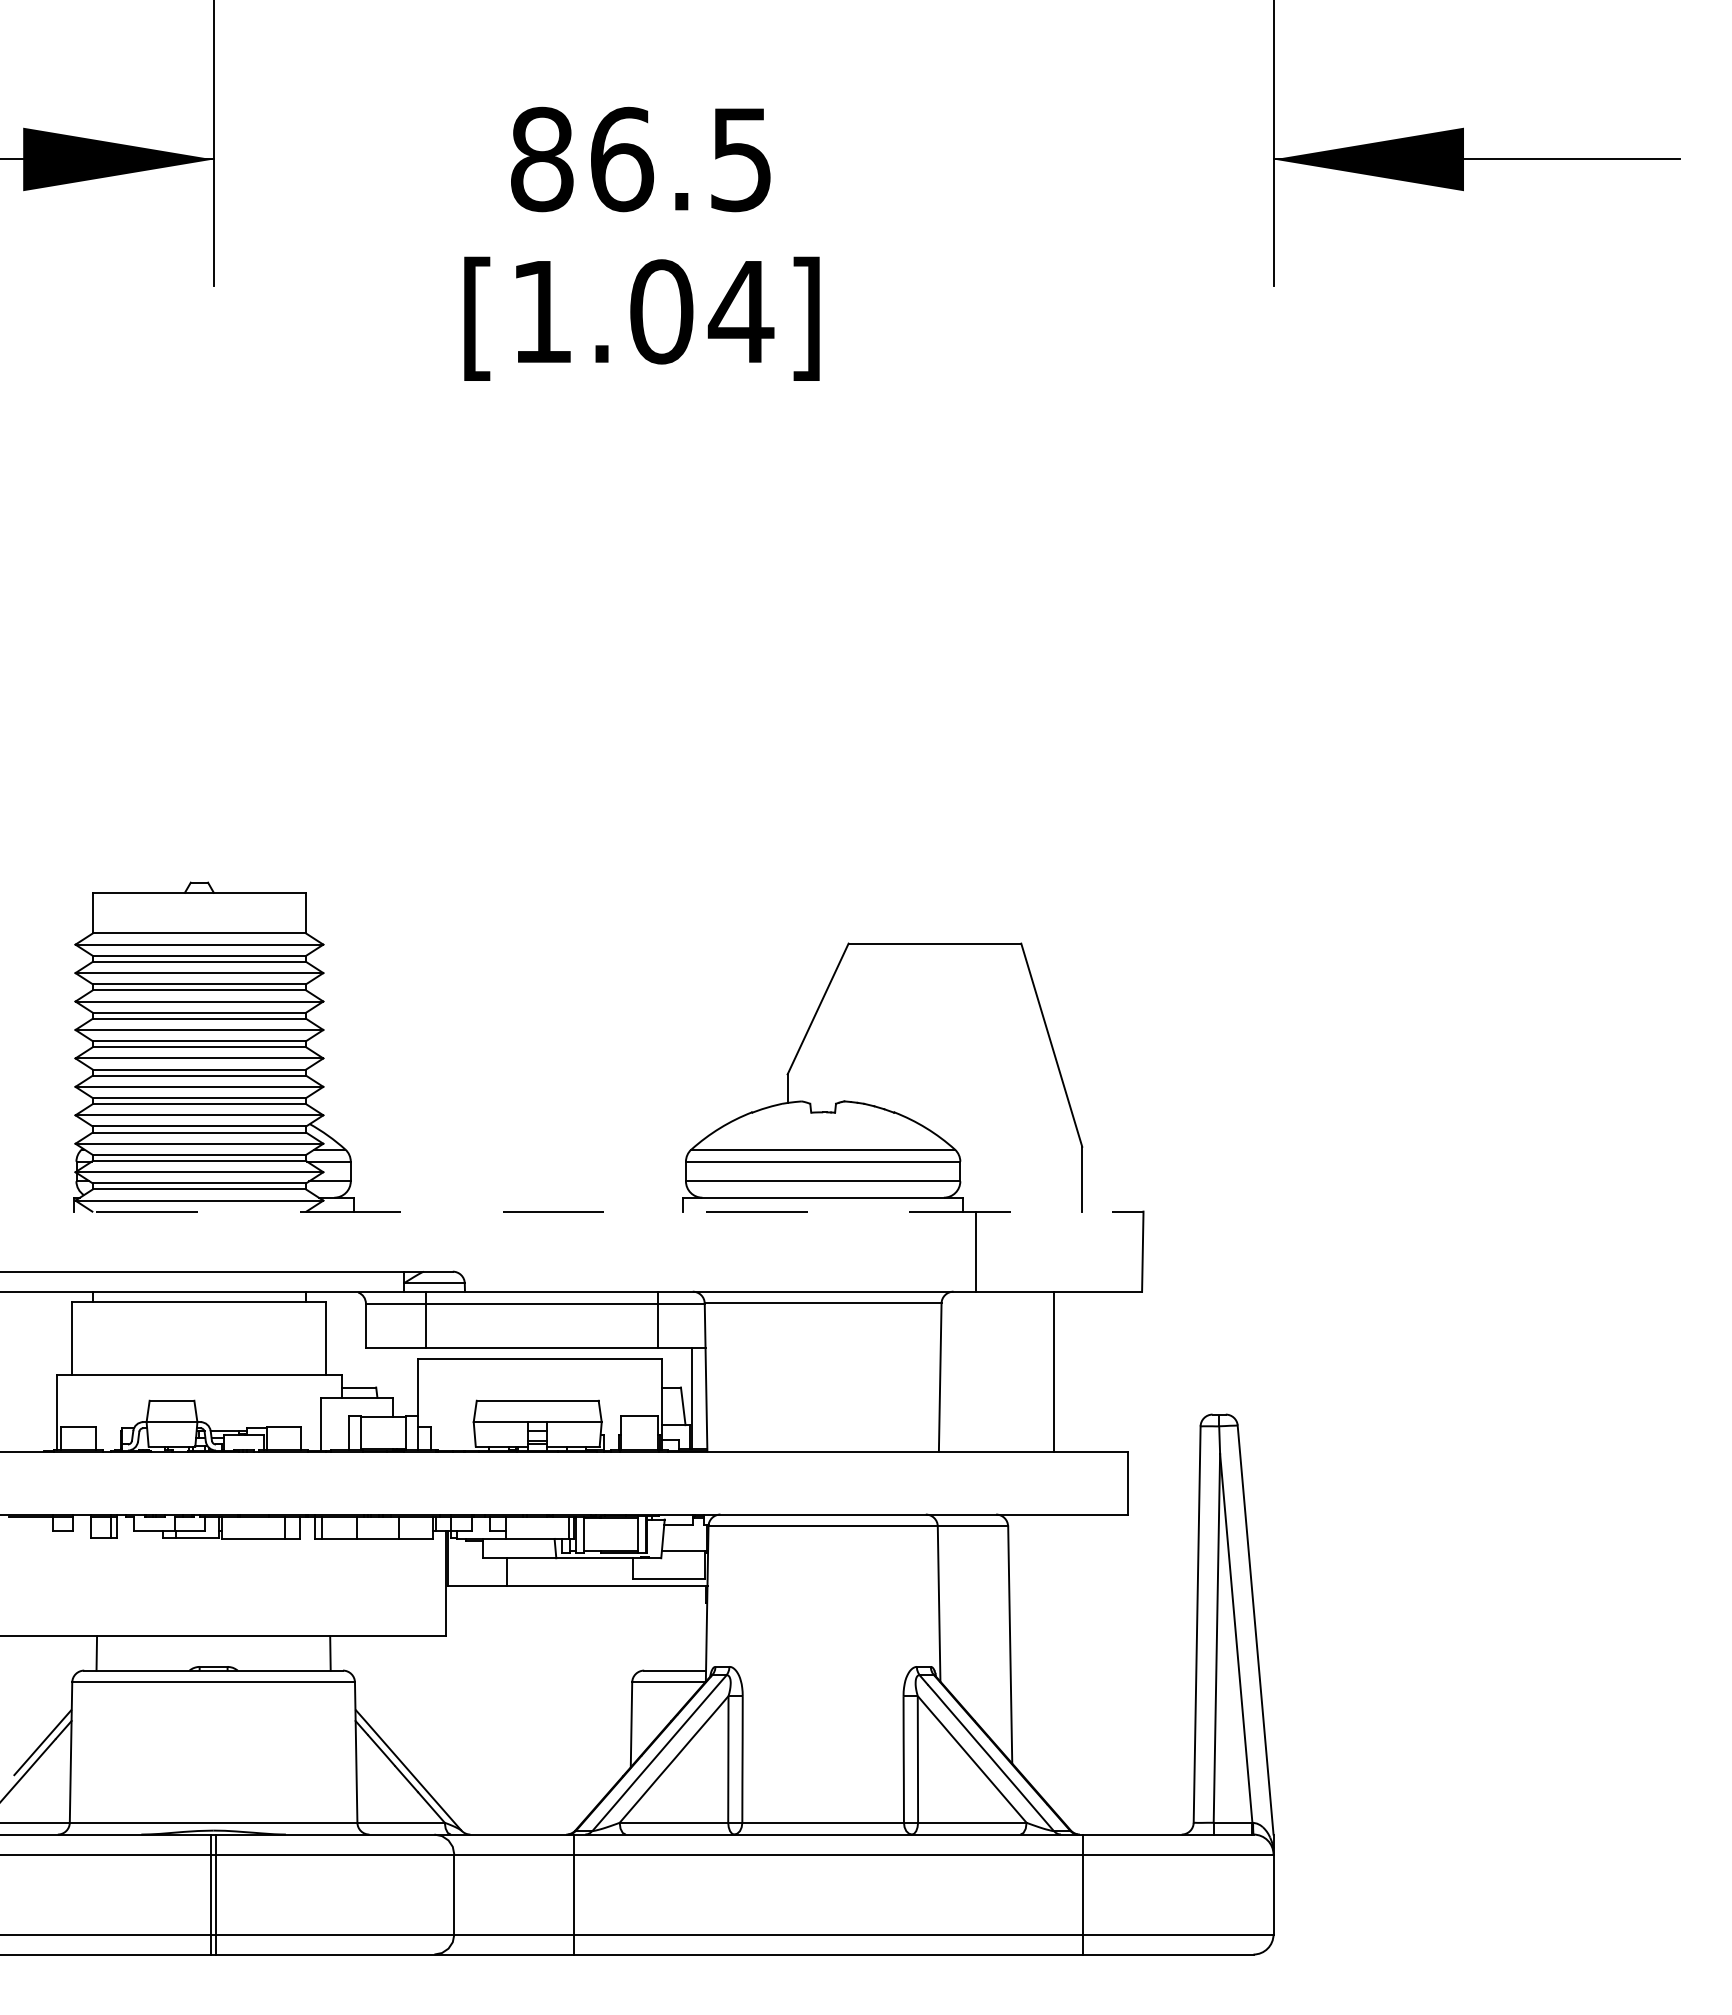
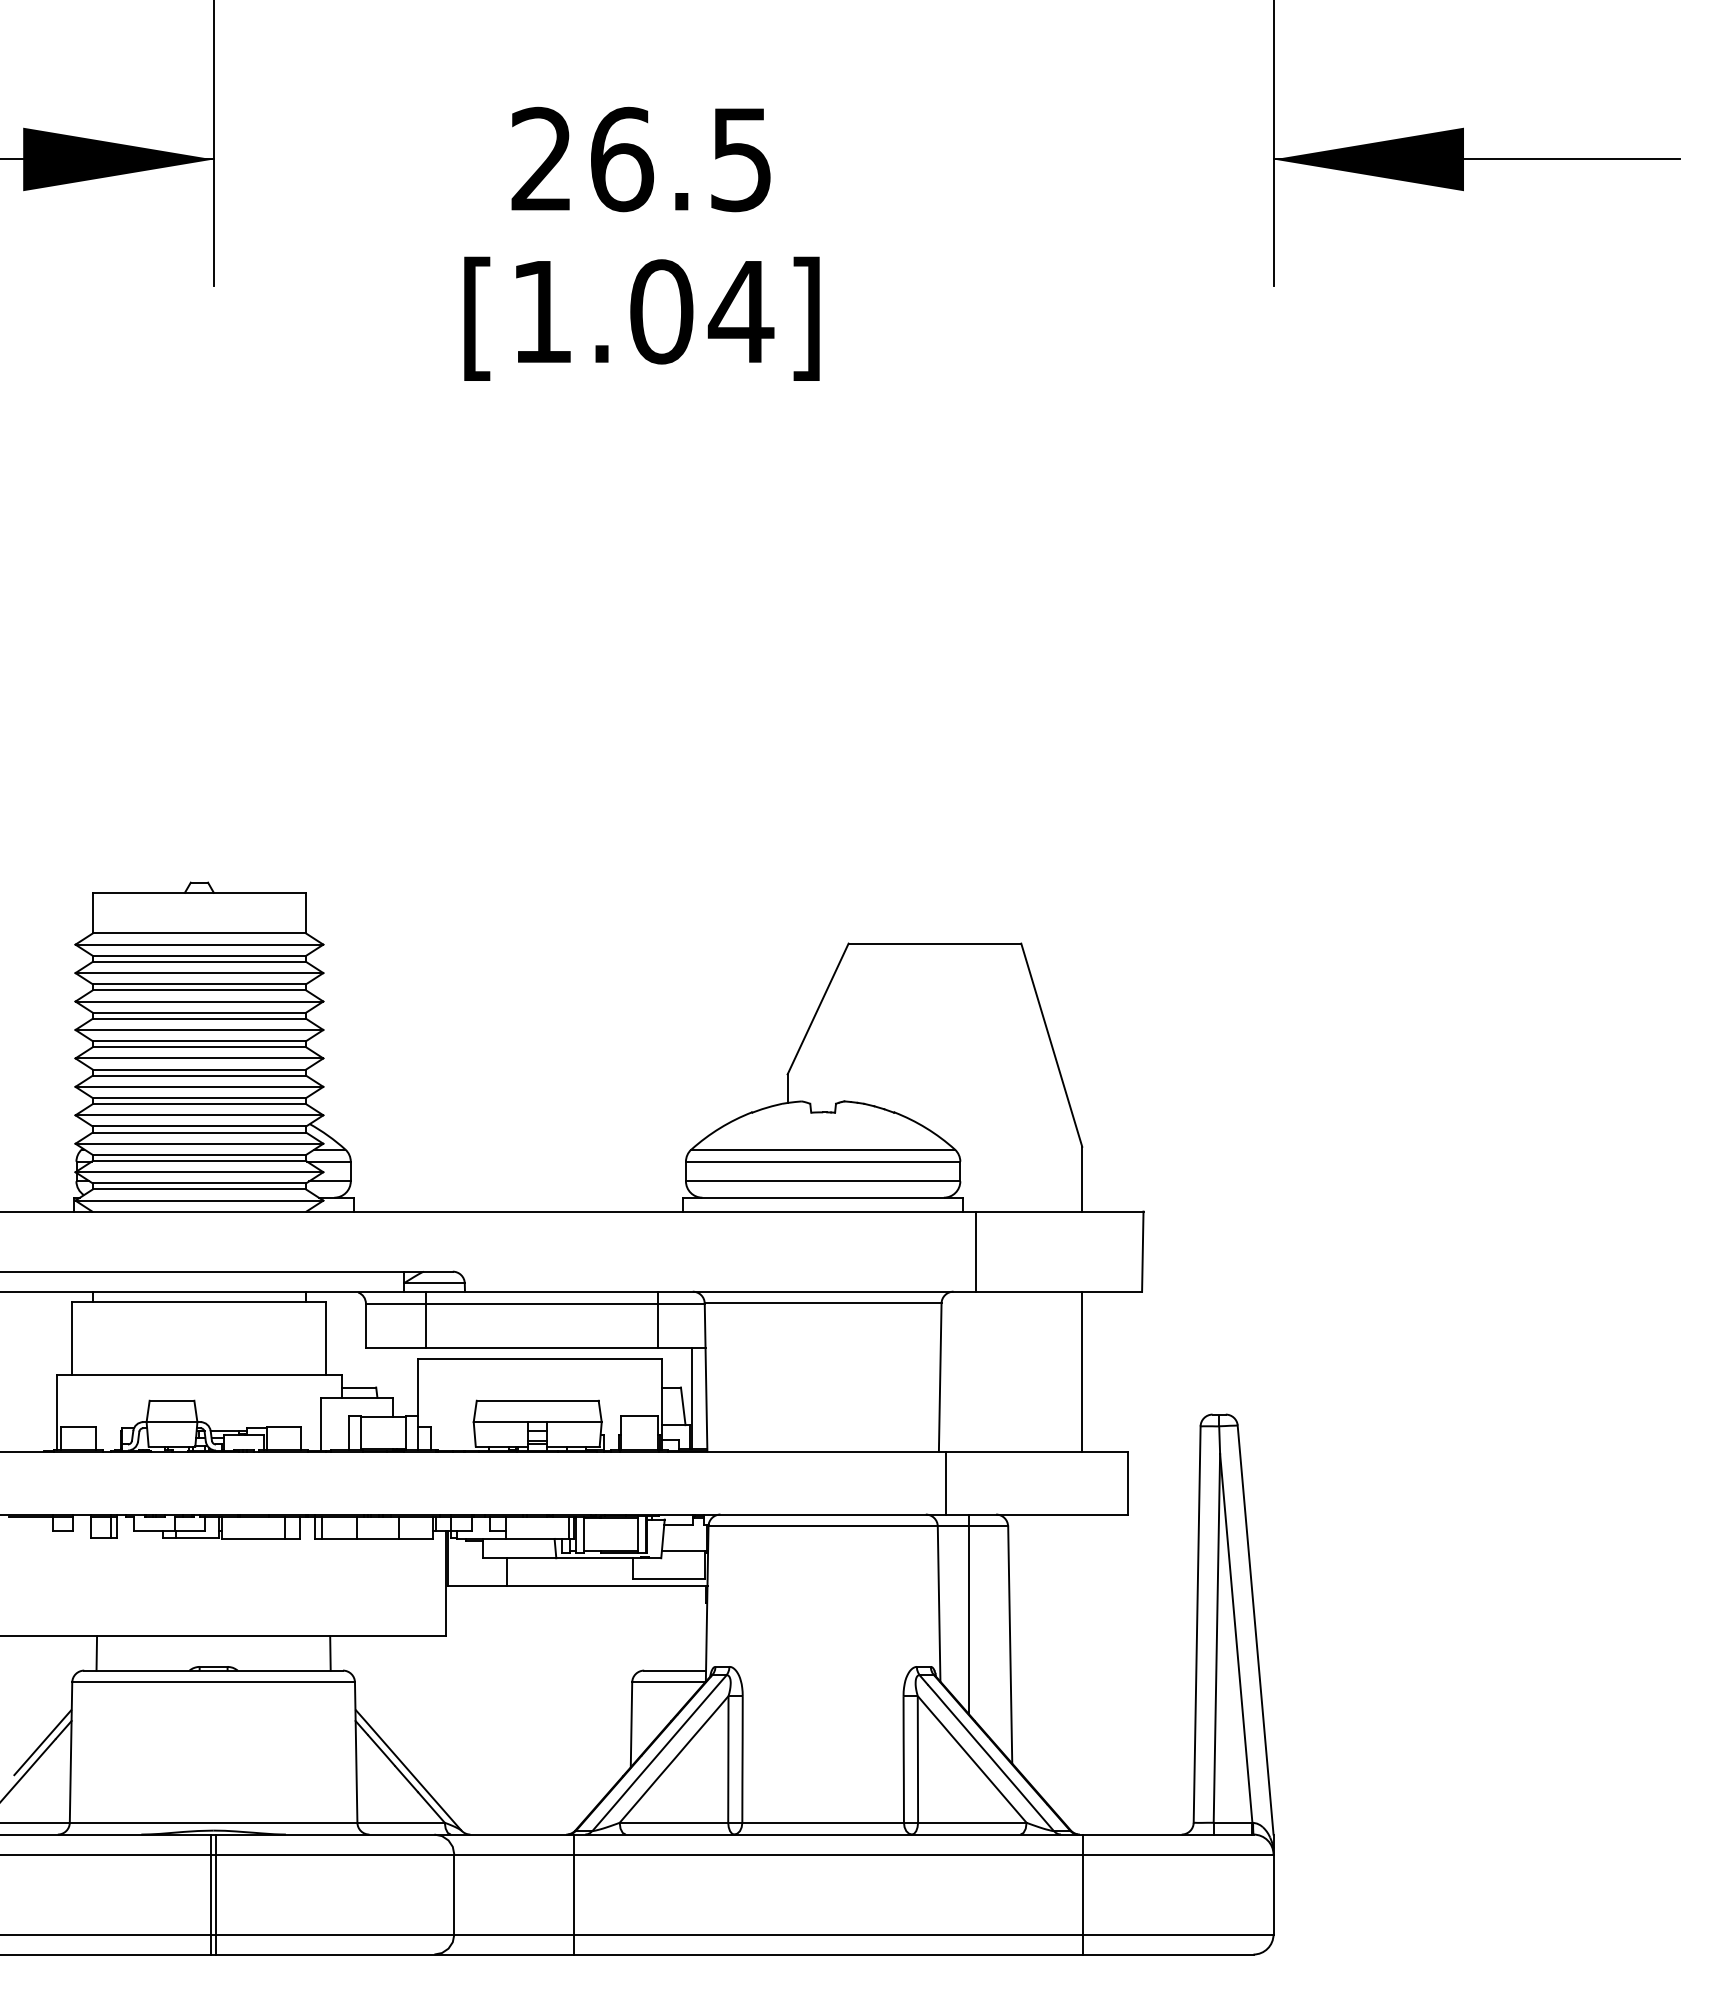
text: 86.5 -> 26.5 (542, 159)
line: dashed -> solid (572, 1211)
line position: (1054, 1371) -> (1082, 1371) (1082, 1371)
line: none -> present (945, 1482)
line: none -> present (968, 1613)
